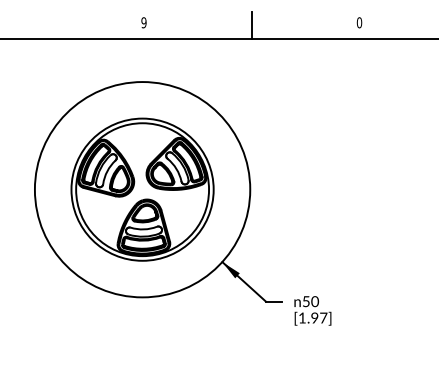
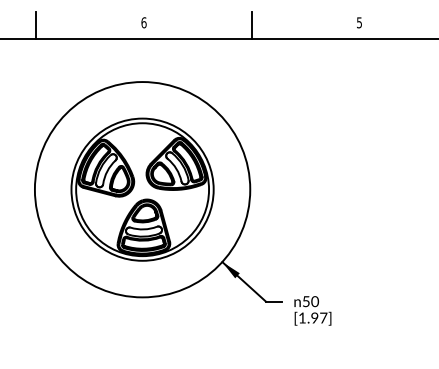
text: 9 -> 6 (143, 22)
text: 0 -> 5 (359, 22)
line: none -> present (36, 25)
